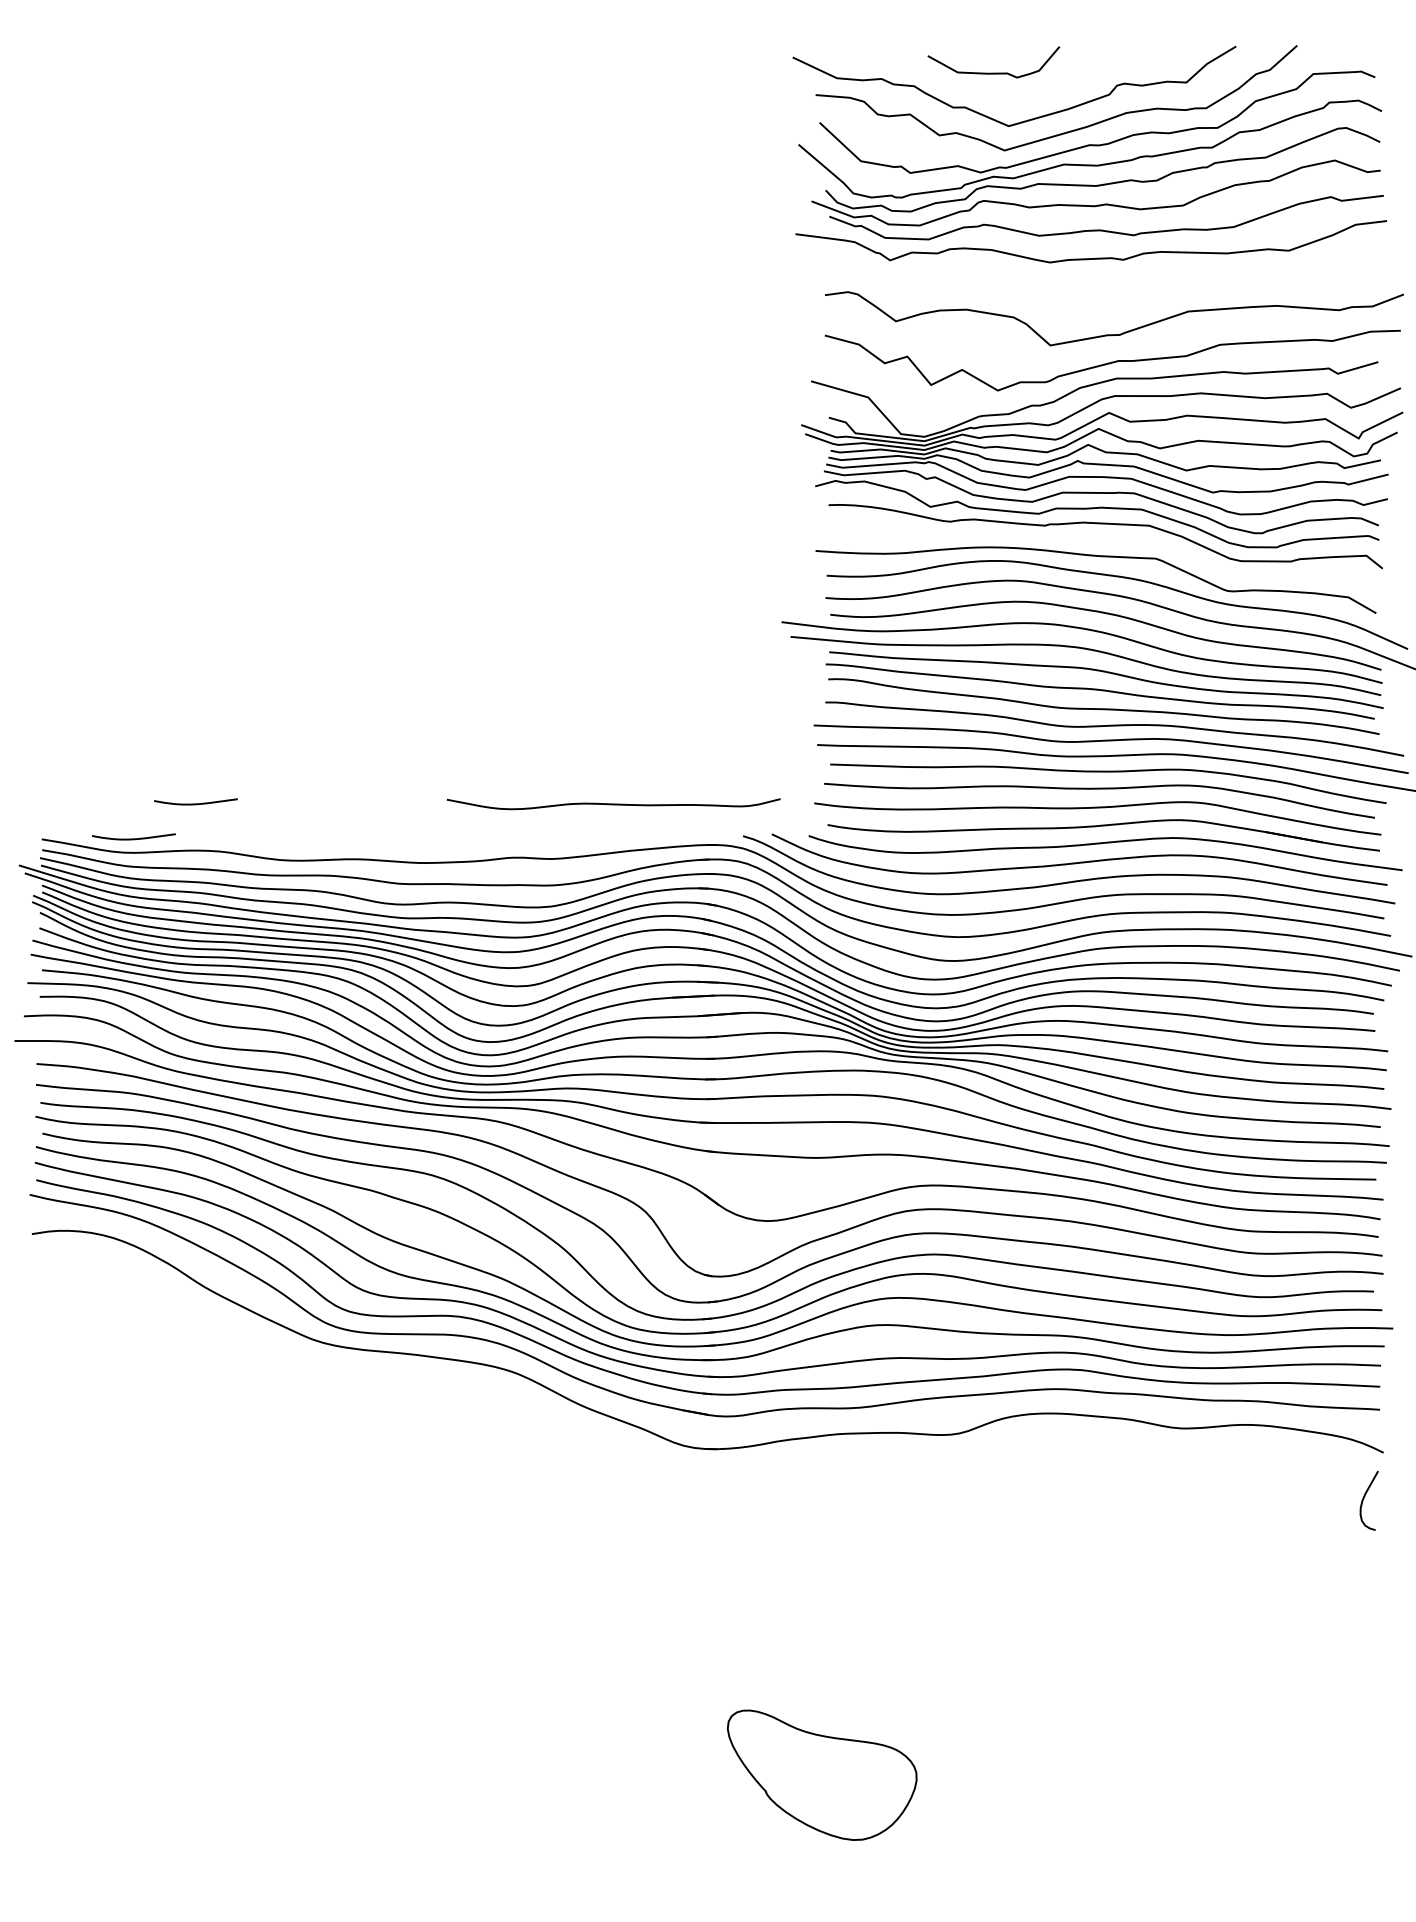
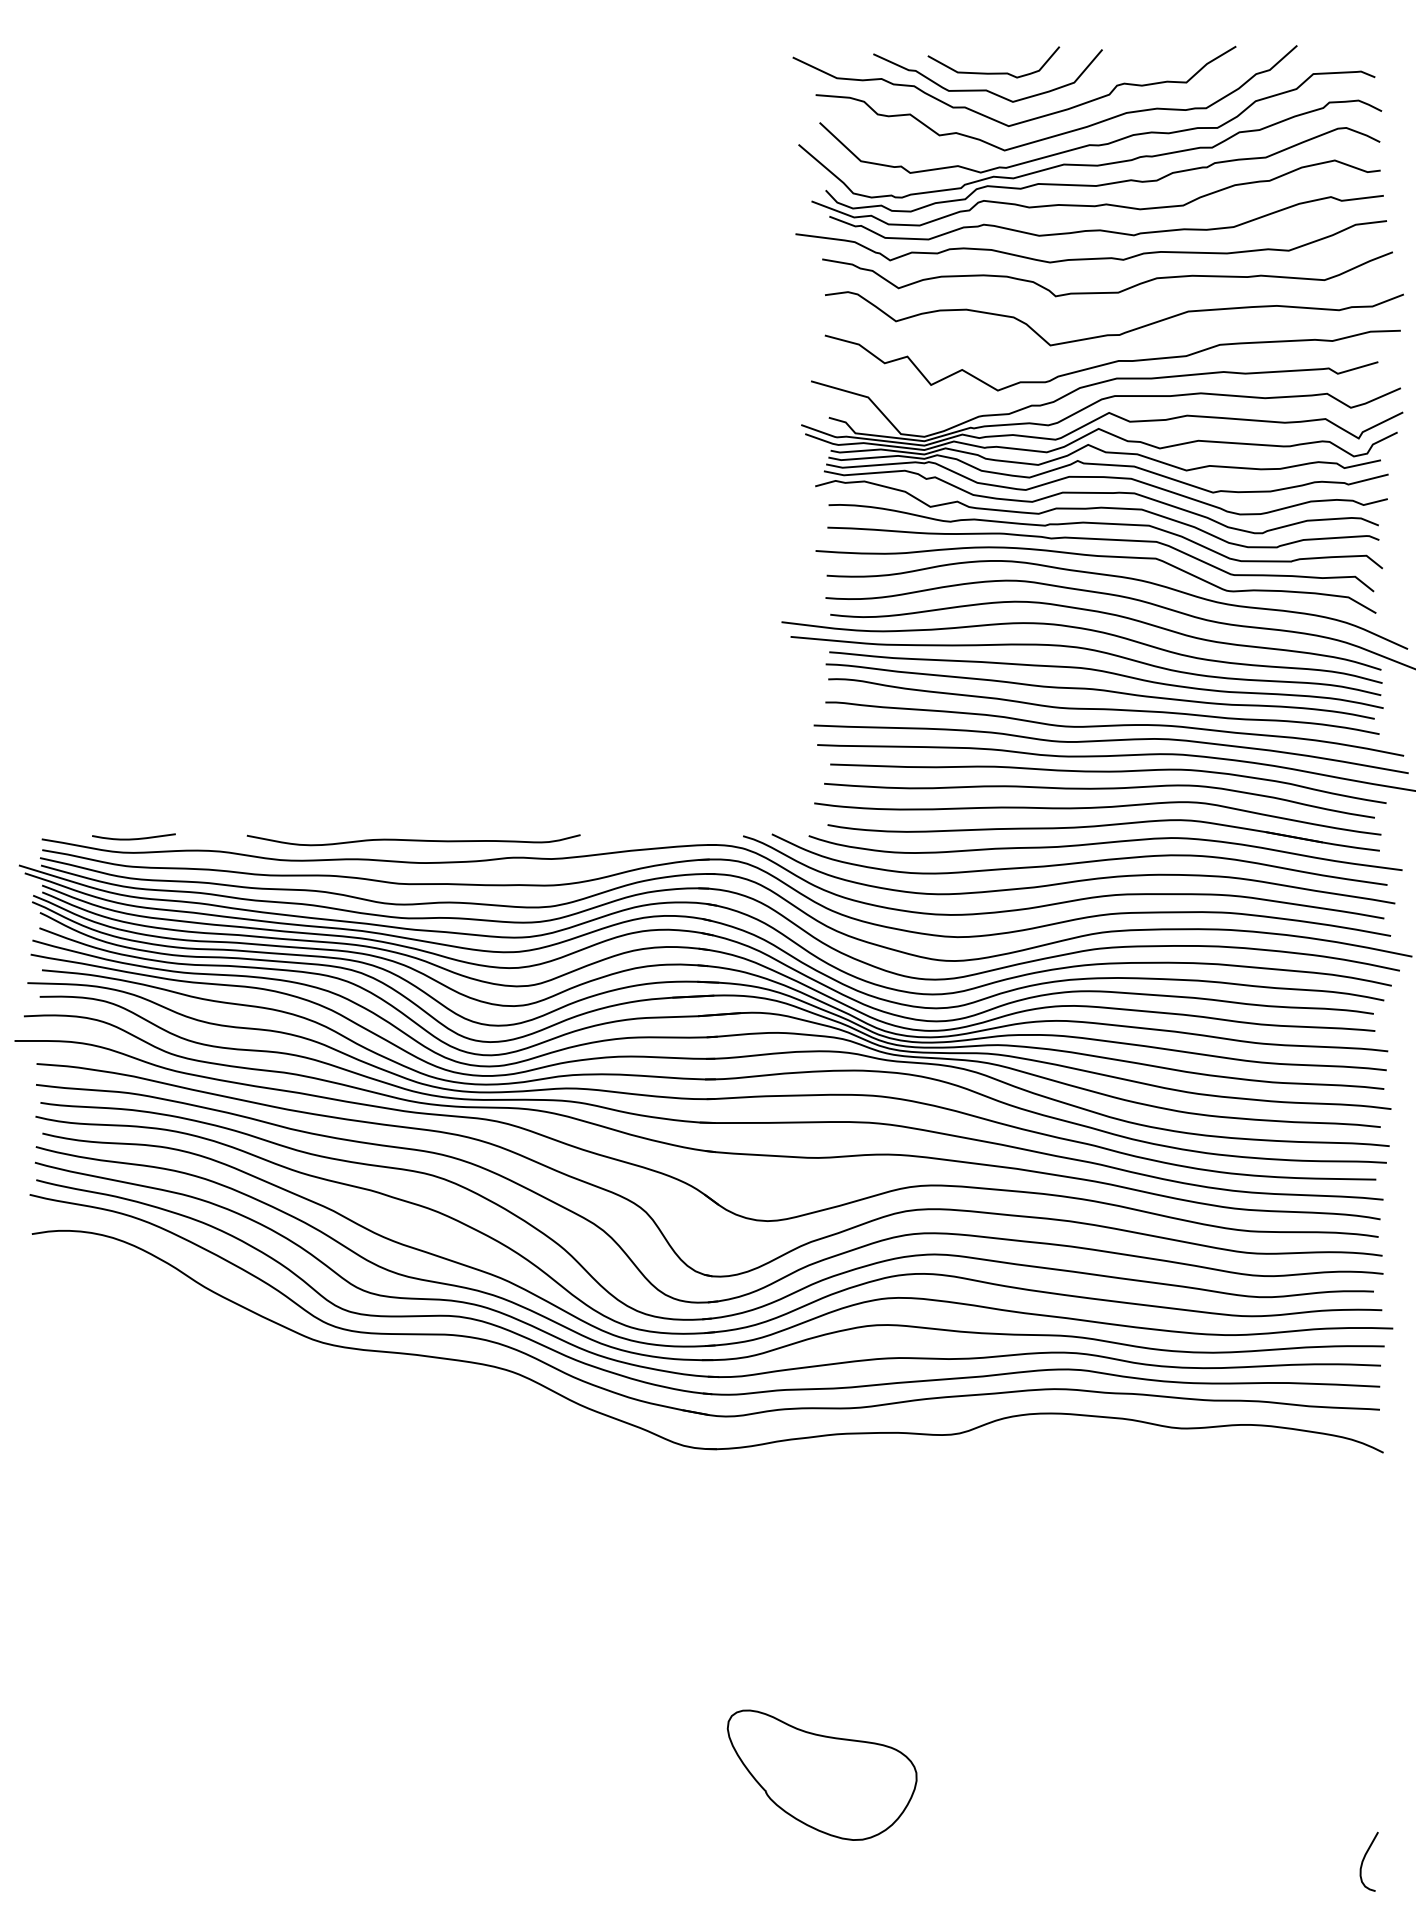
curve: none -> present (986, 89)
curve: none -> present (1110, 291)
curve: none -> present (1100, 540)
curve: present -> none (195, 803)
curve position: (613, 804) -> (413, 840) (413, 840)
curve position: (1364, 1498) -> (1364, 1859) (1364, 1859)
